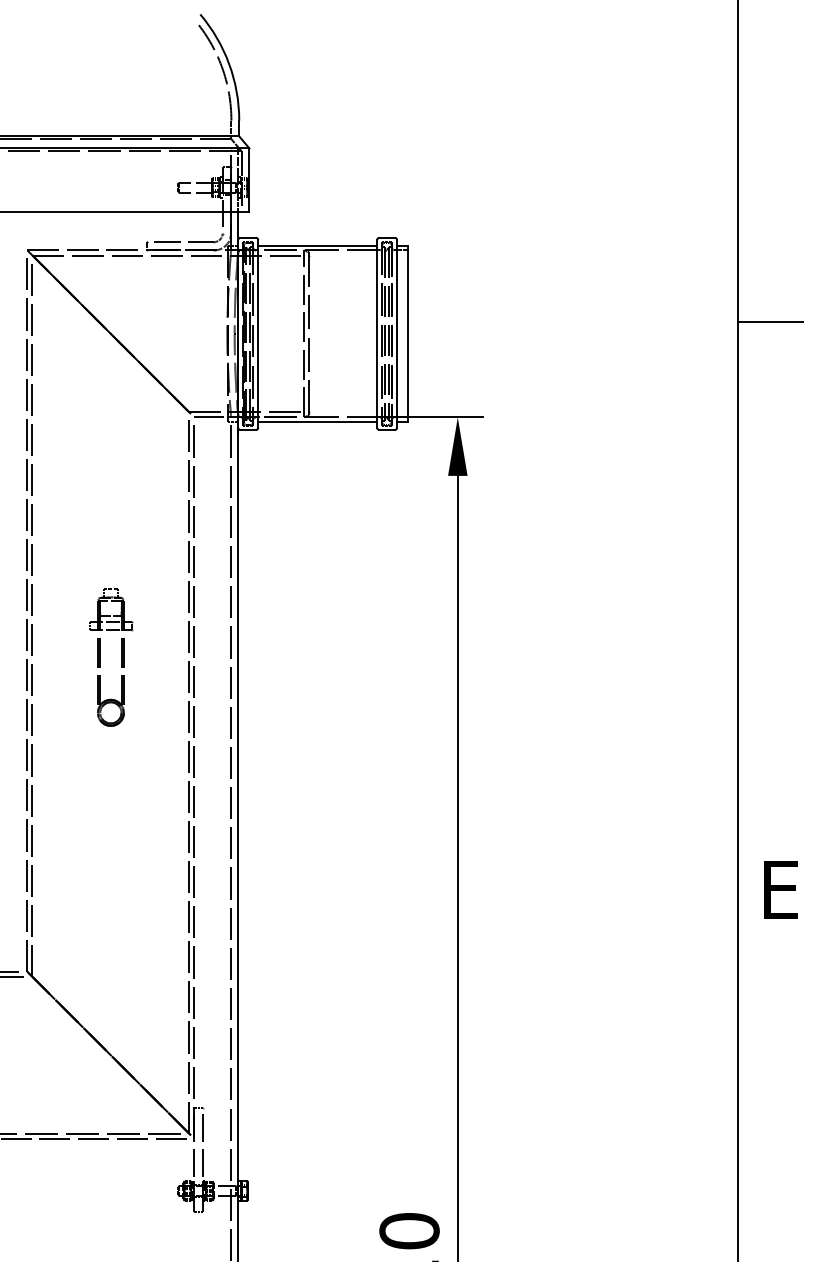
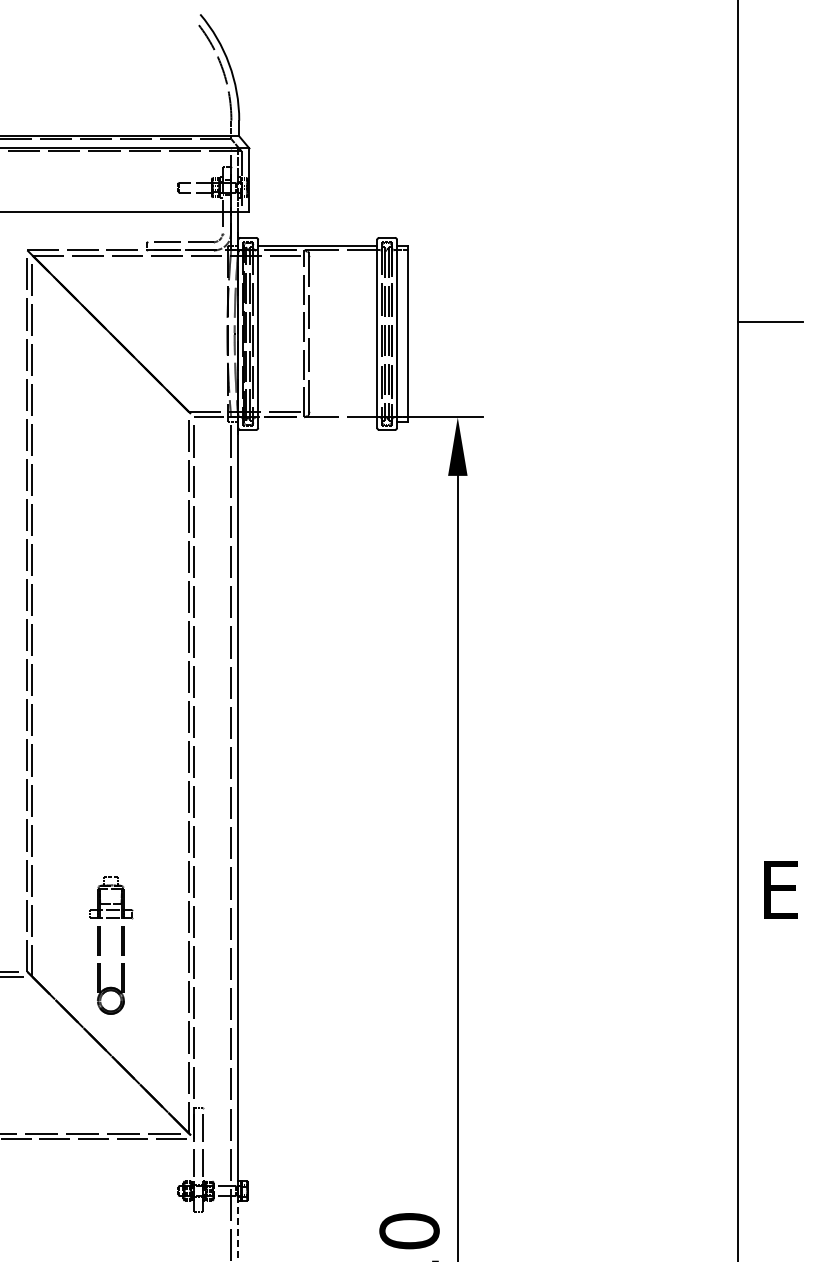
line: present -> none (317, 421)
part position: (121, 657) -> (121, 945) (121, 945)
line: solid -> dashed (238, 1231)
